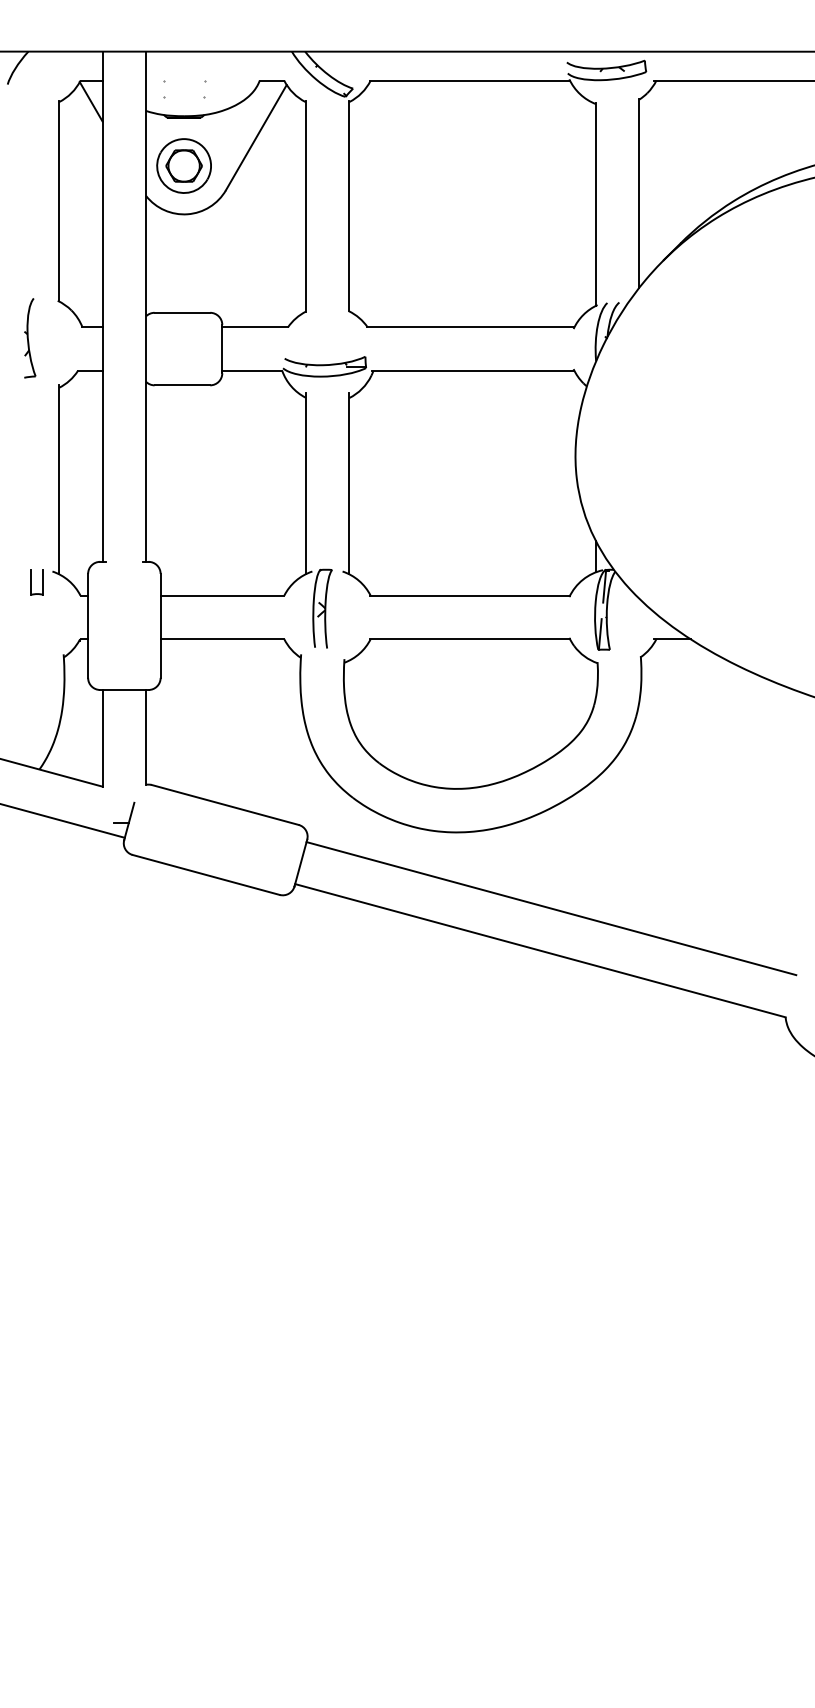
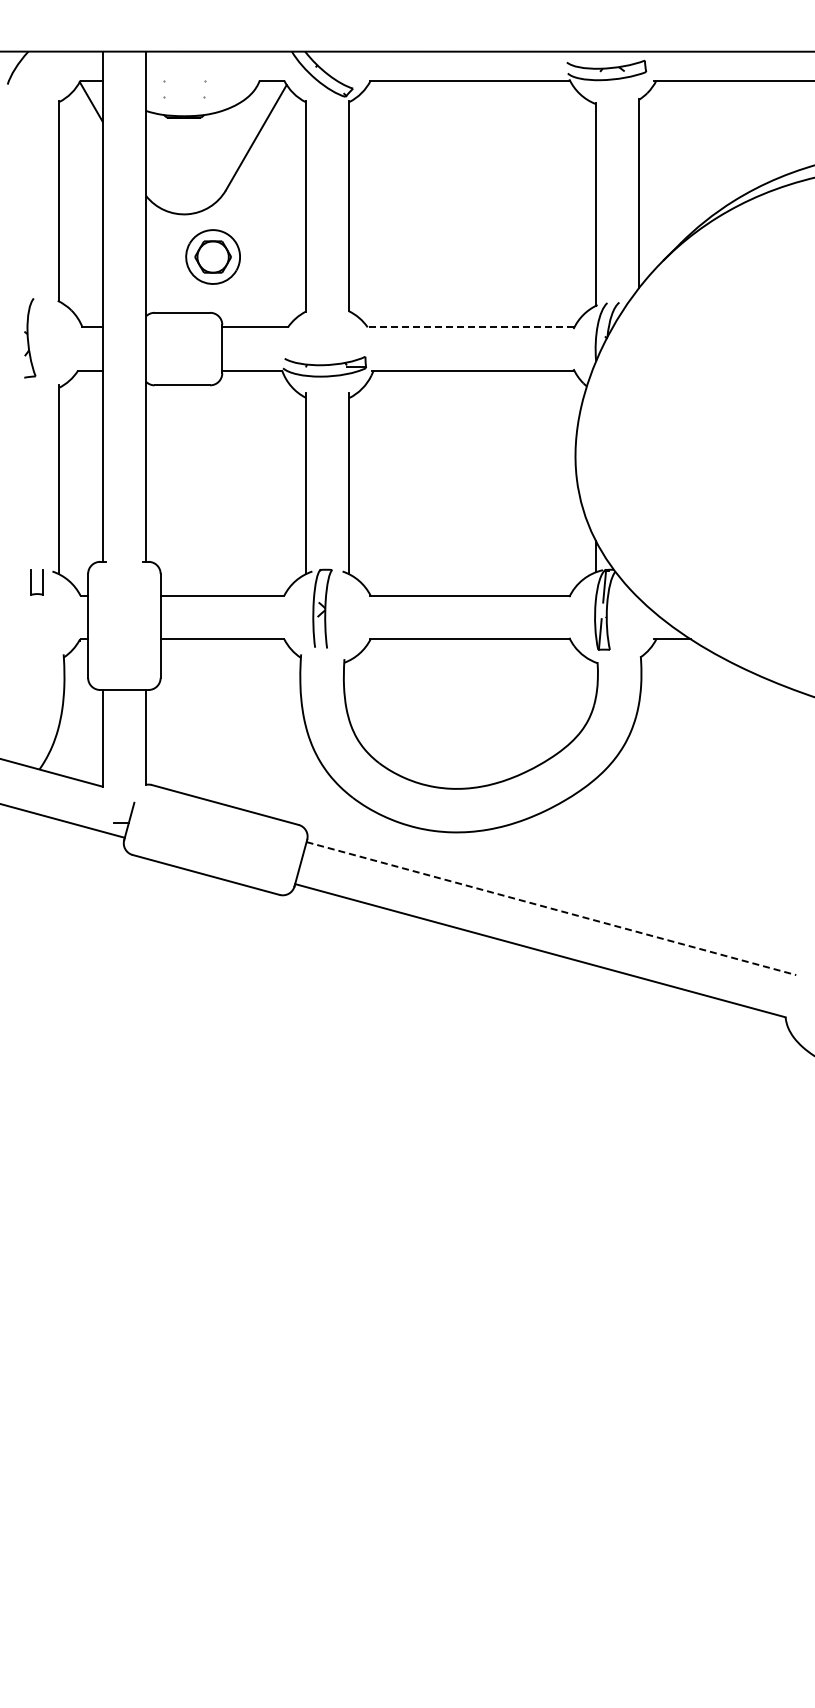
part position: (183, 165) -> (212, 256) (212, 256)
line: solid -> dashed (470, 327)
line: solid -> dashed (551, 908)
